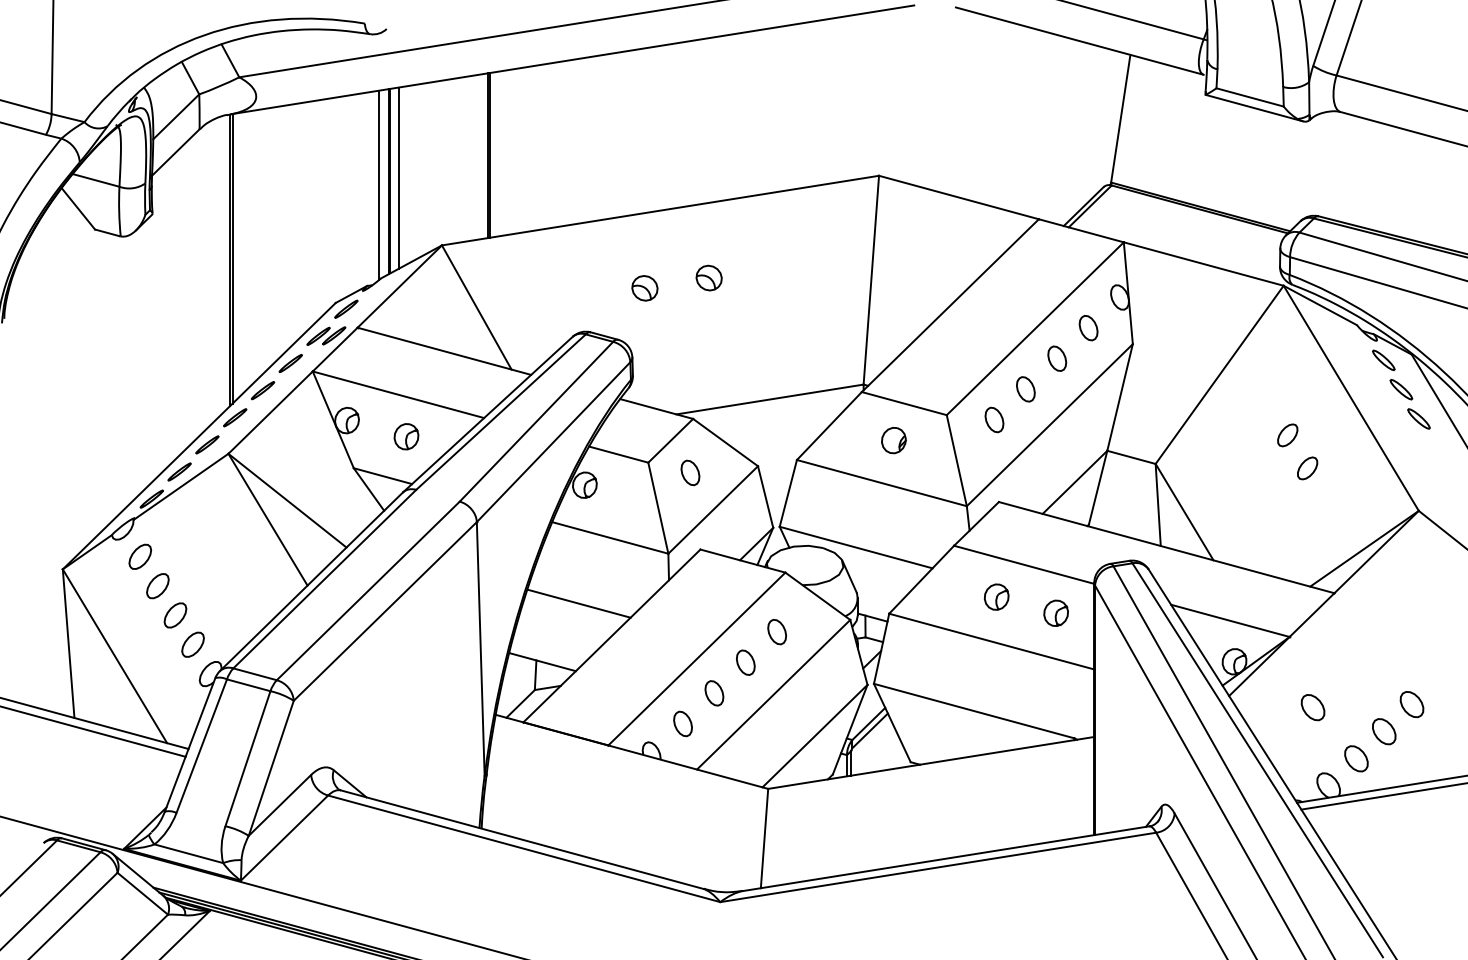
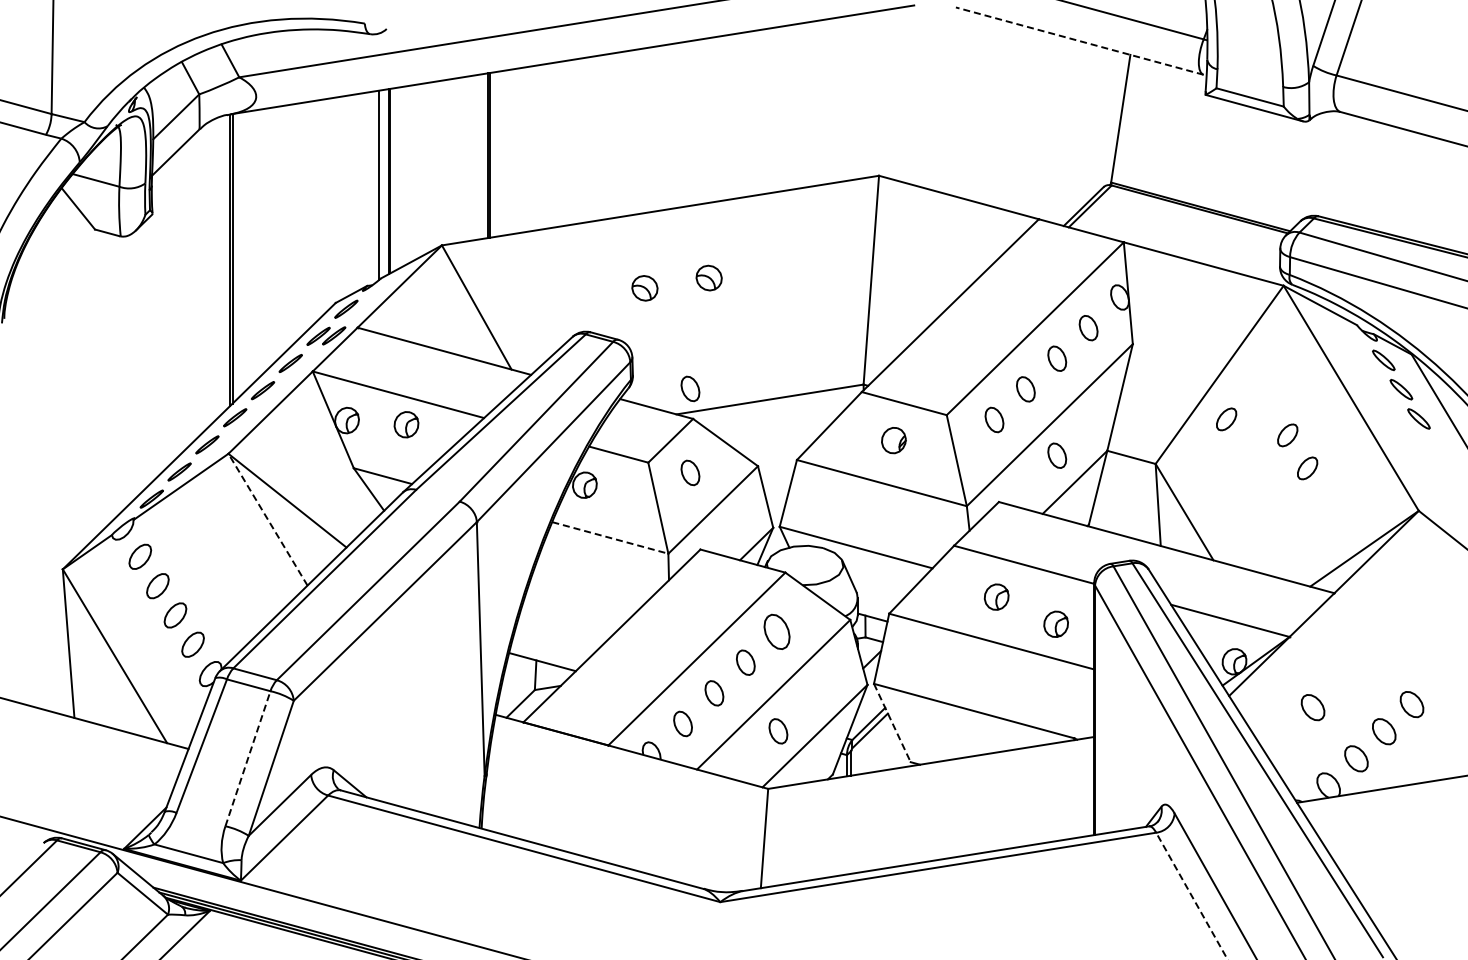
line: solid -> dashed (1079, 41)
line: present -> none (398, 177)
part: none -> present (690, 388)
part: none -> present (1226, 419)
part position: (406, 436) -> (406, 424) (406, 424)
part: none -> present (1057, 455)
line: solid -> dashed (268, 519)
line: solid -> dashed (610, 538)
line: present -> none (578, 603)
part position: (1055, 612) -> (1055, 623) (1055, 623)
part size: 21x27 px -> 28x37 px (776, 631)
line: solid -> dashed (892, 723)
line: present -> none (93, 731)
part: none -> present (778, 731)
line: solid -> dashed (248, 758)
line: present -> none (1382, 796)
line: solid -> dashed (1191, 896)
